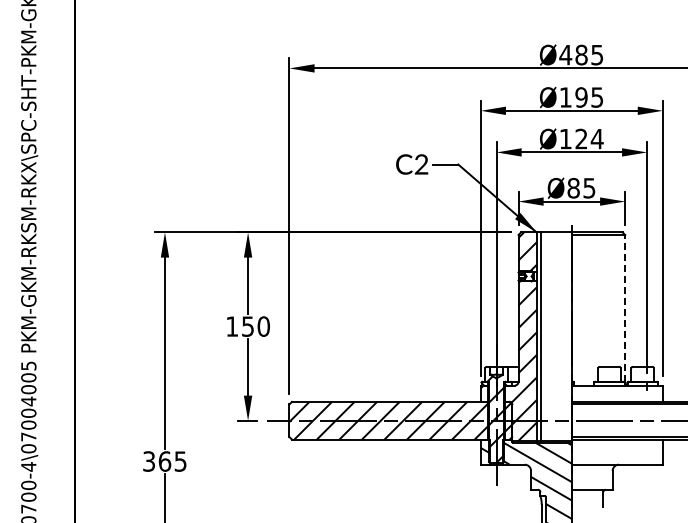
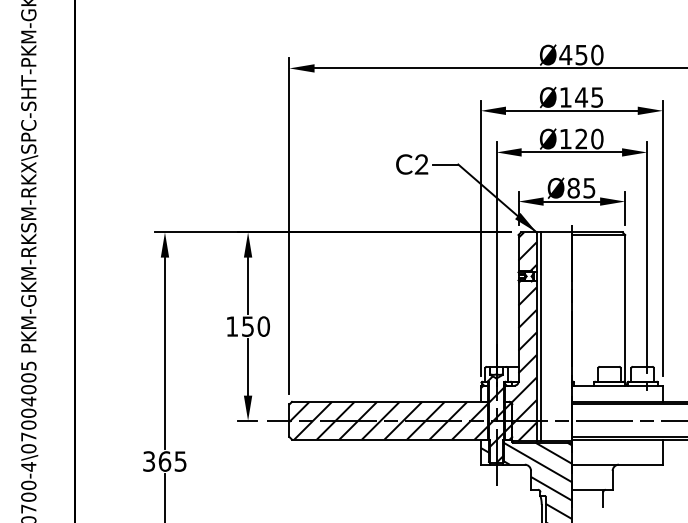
text: Ø485 -> Ø450 (589, 54)
text: Ø195 -> Ø145 (581, 97)
text: Ø124 -> Ø120 (596, 138)
line: dashed -> solid (625, 307)
